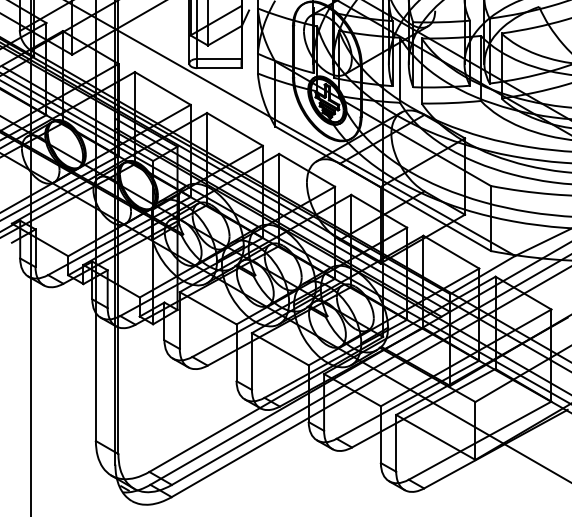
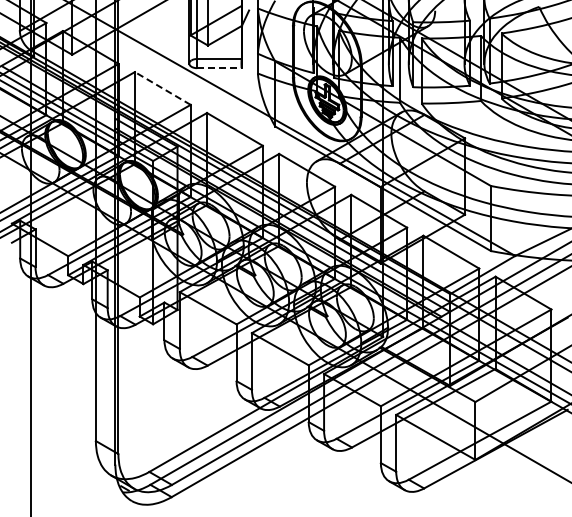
line: solid -> dashed (219, 68)
line: solid -> dashed (162, 88)
